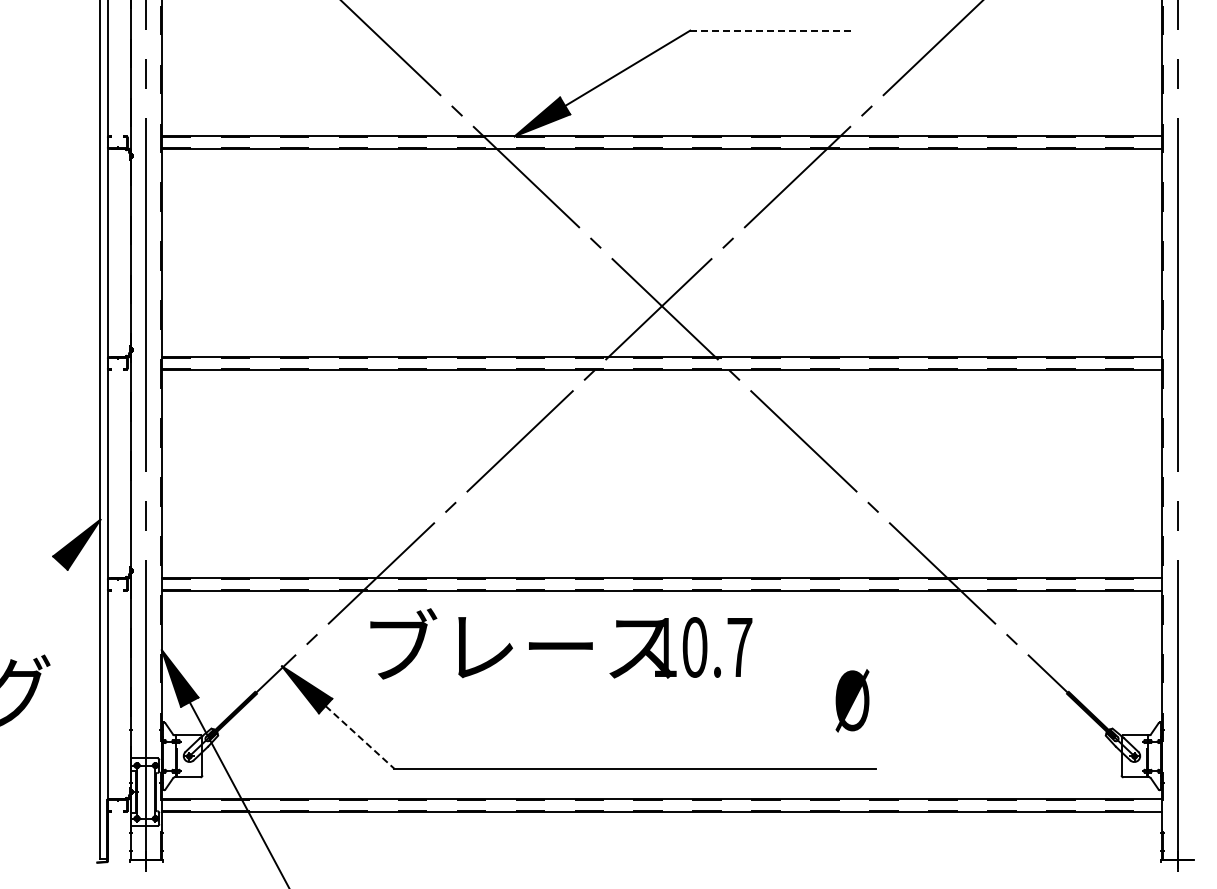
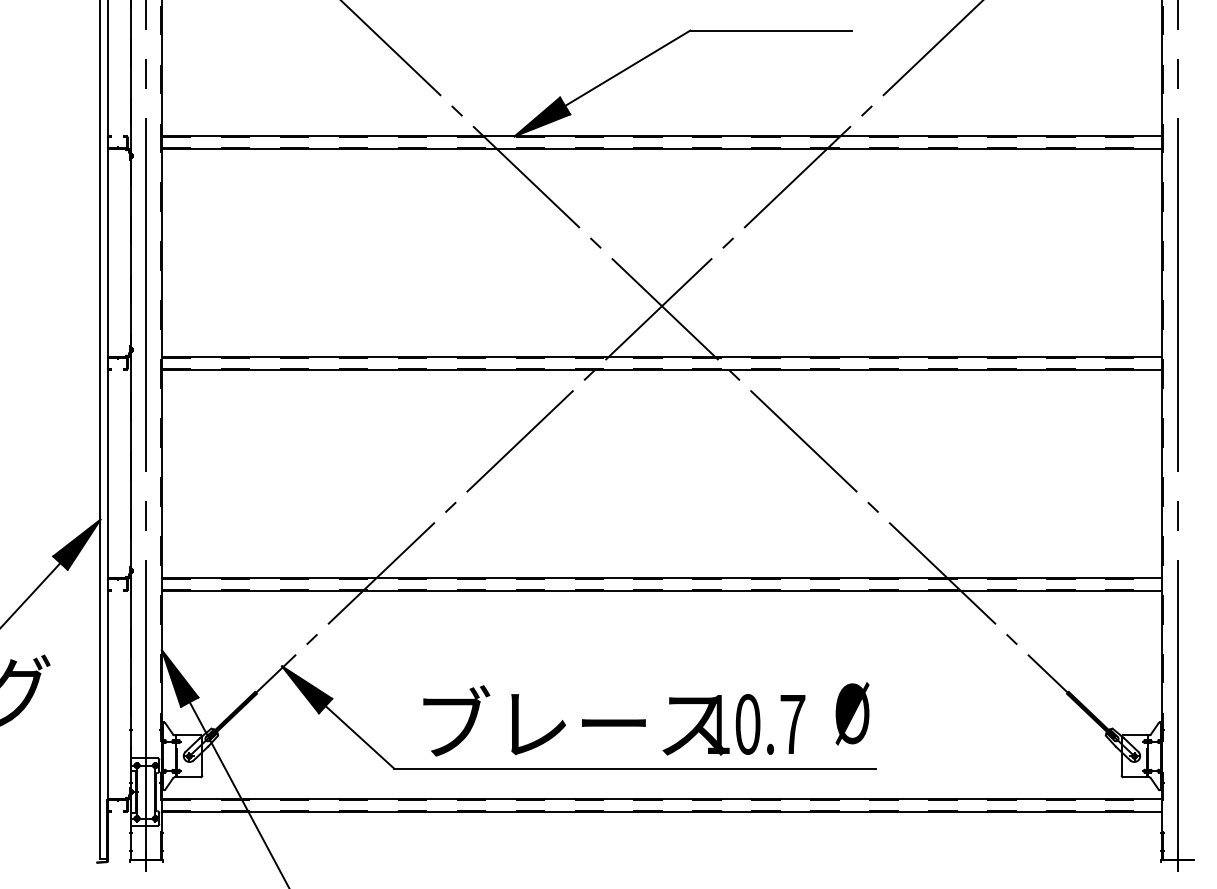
line: dashed -> solid (771, 30)
line: none -> present (31, 594)
text position: (561, 643) -> (614, 720) (614, 720)
text position: (852, 700) -> (852, 713) (852, 713)
line: dashed -> solid (360, 737)
